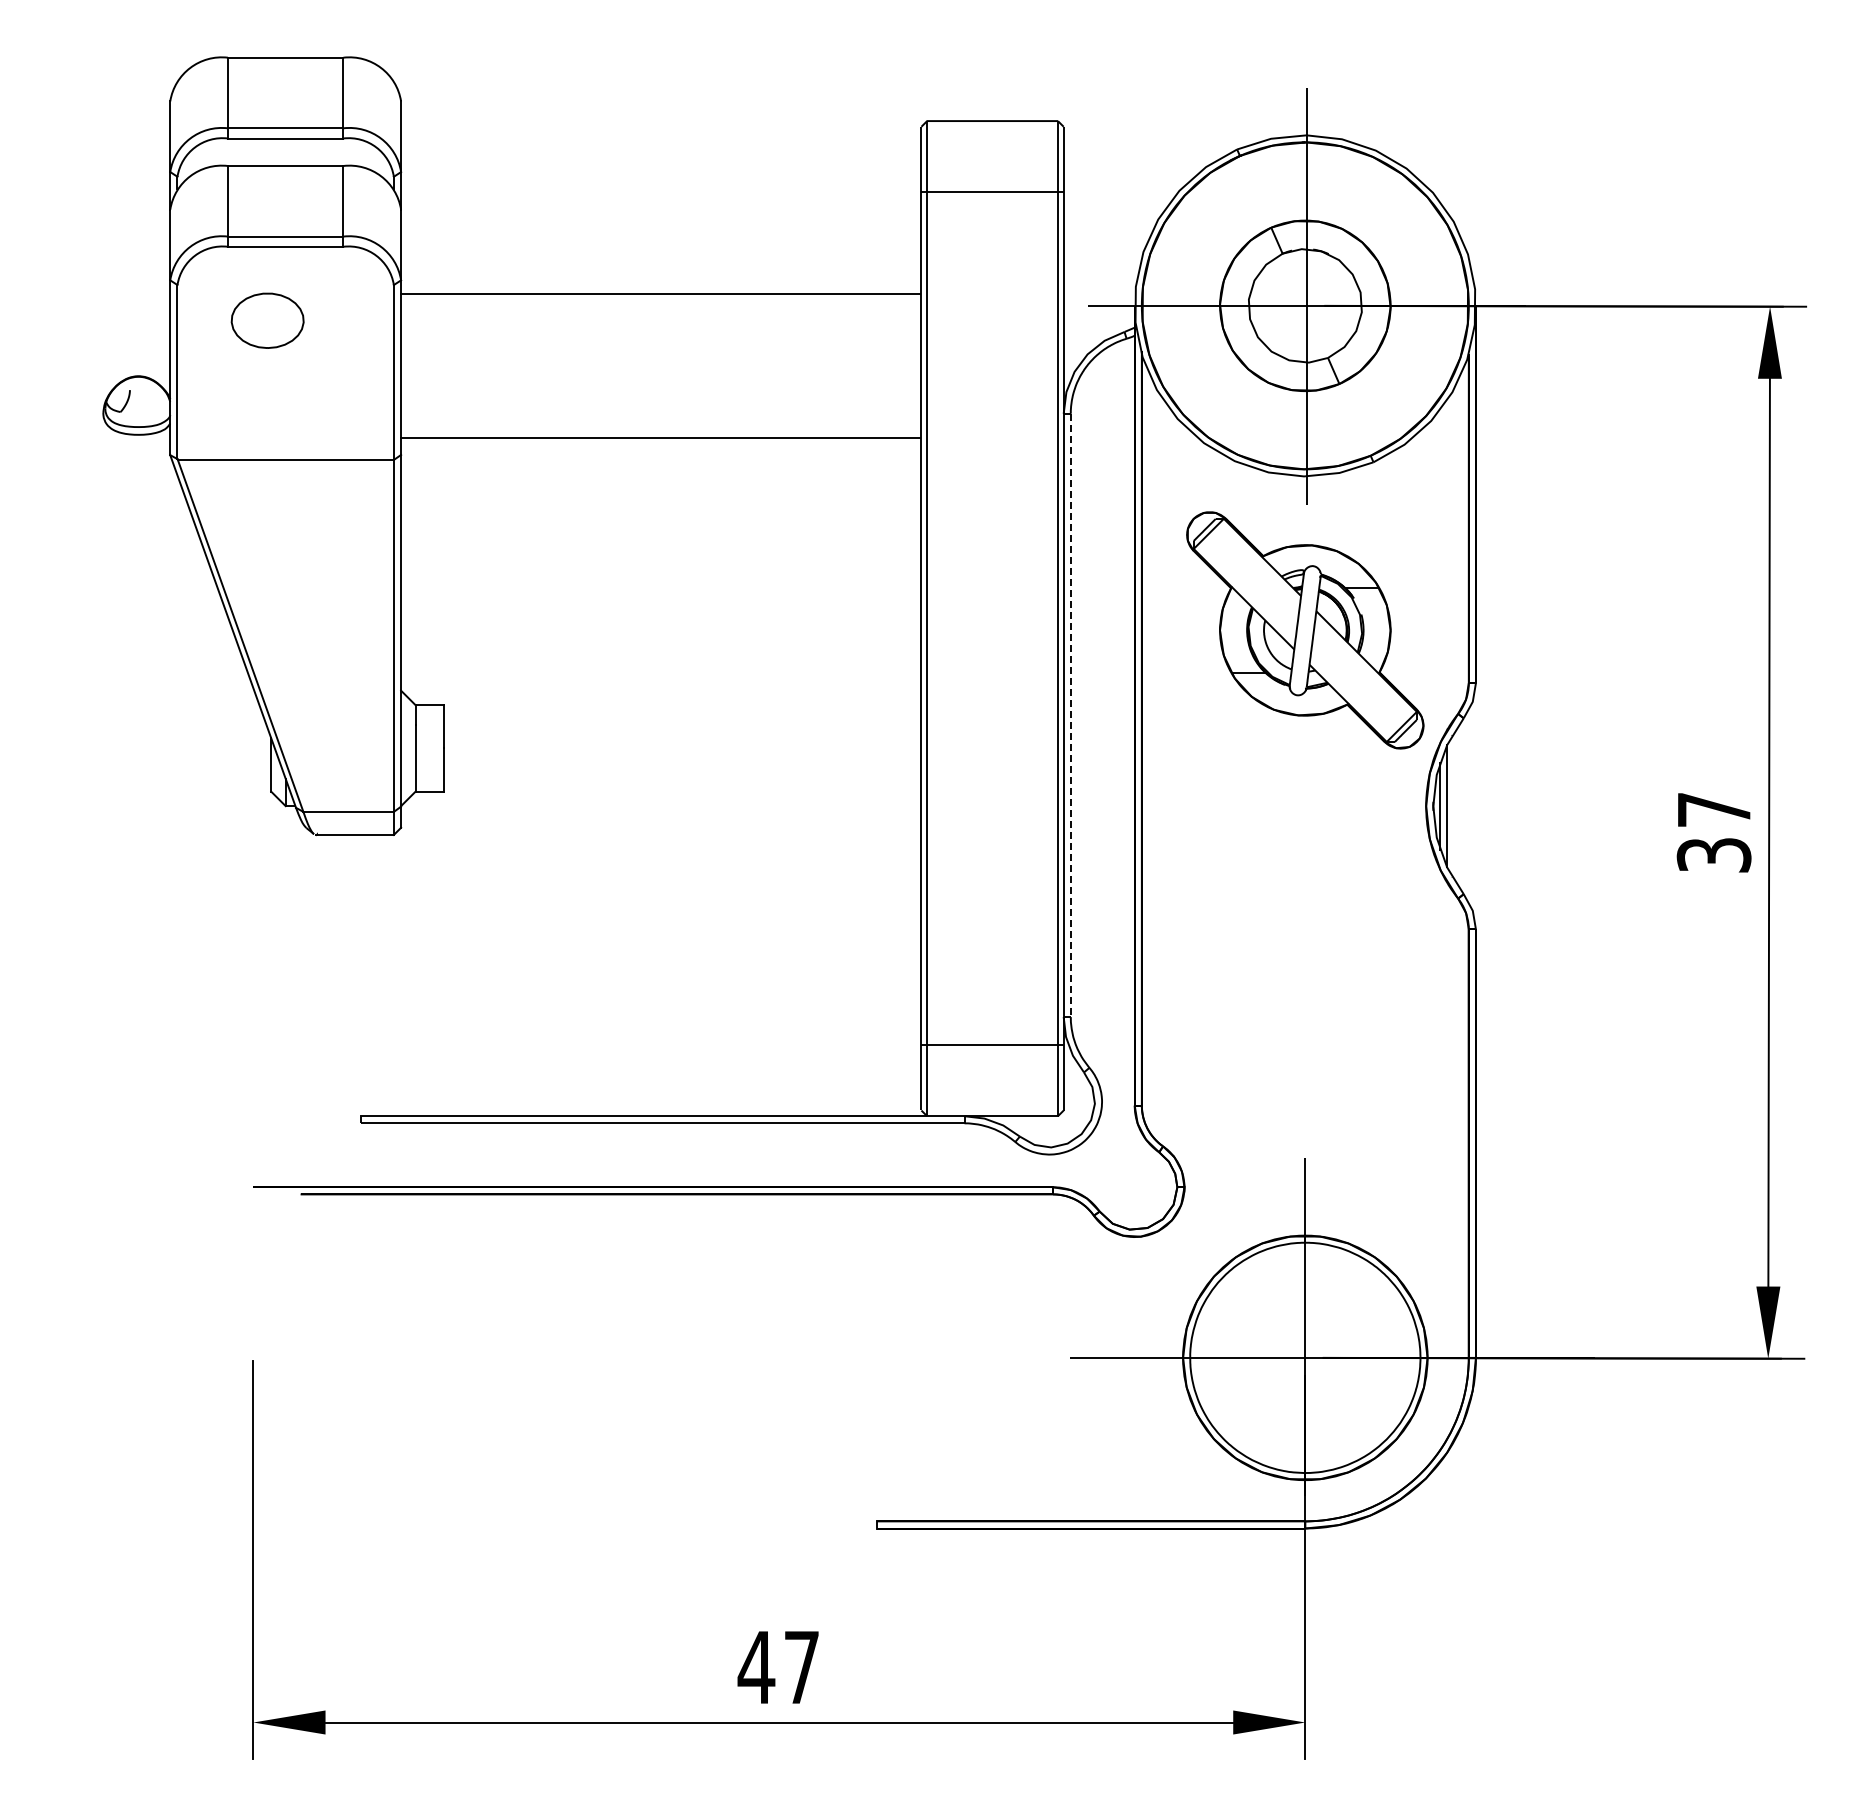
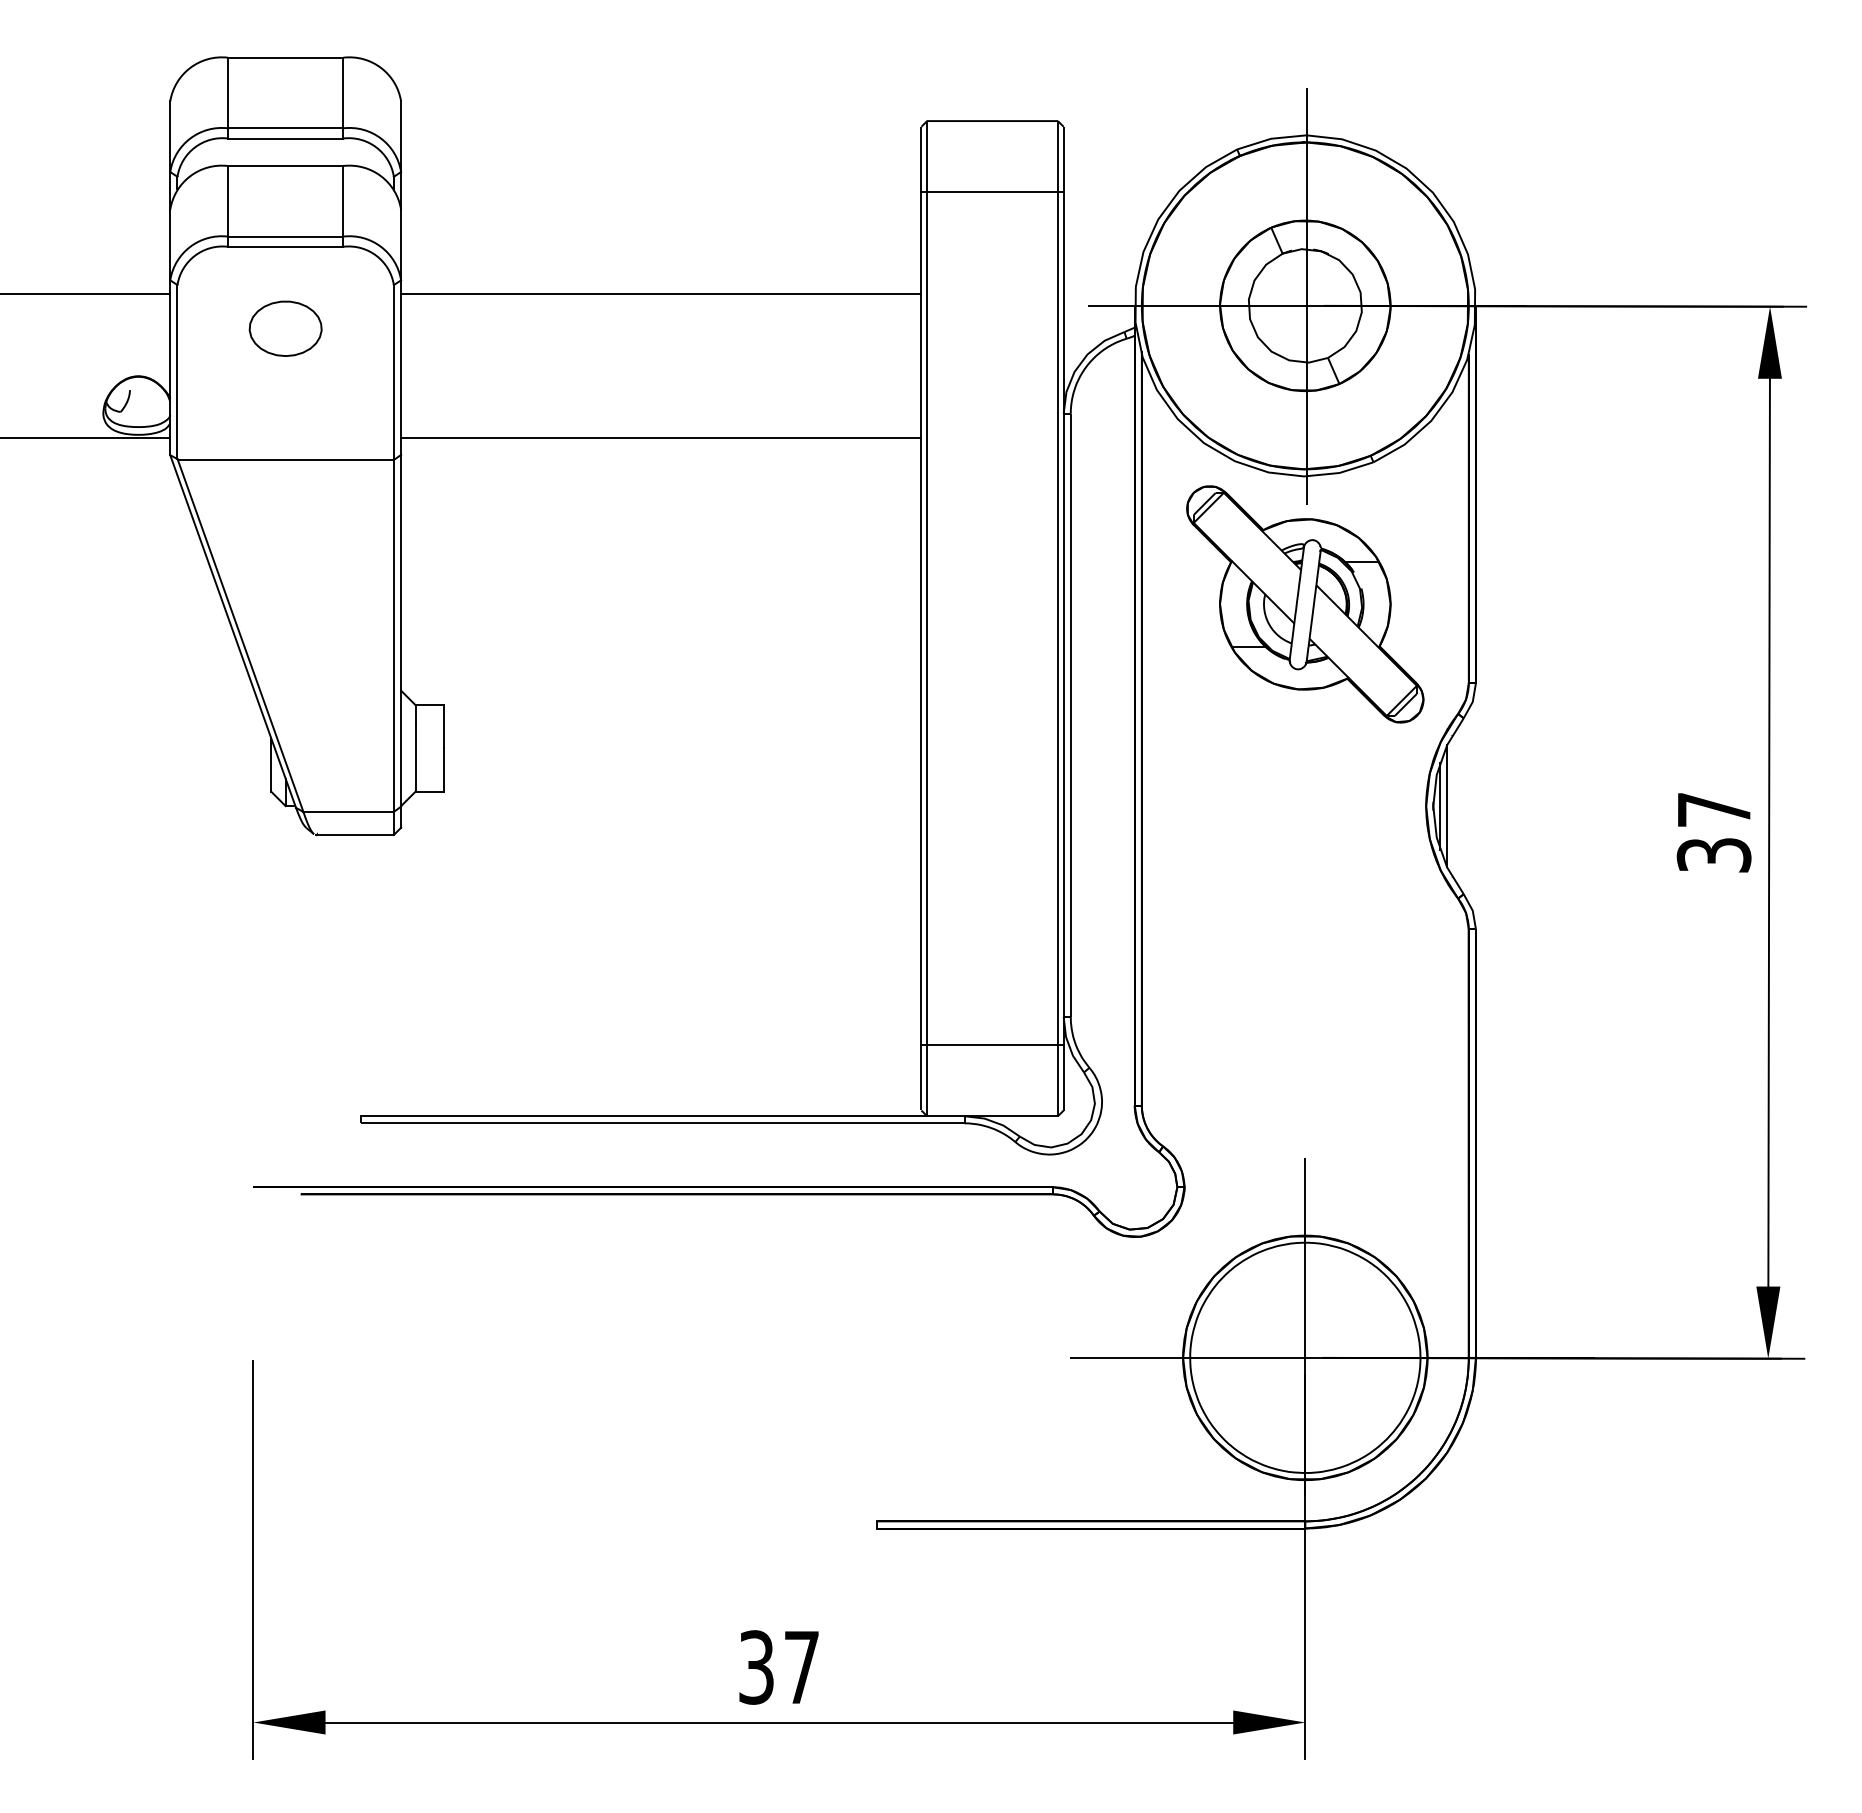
line: none -> present (86, 293)
part position: (267, 320) -> (285, 328) (285, 328)
line: none -> present (86, 437)
part position: (1305, 630) -> (1305, 604) (1305, 604)
line: dashed -> solid (1070, 715)
text: 47 -> 37 (756, 1667)
